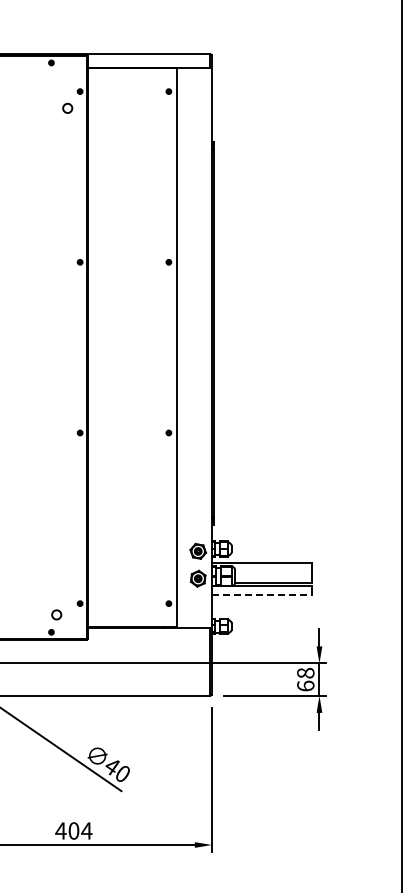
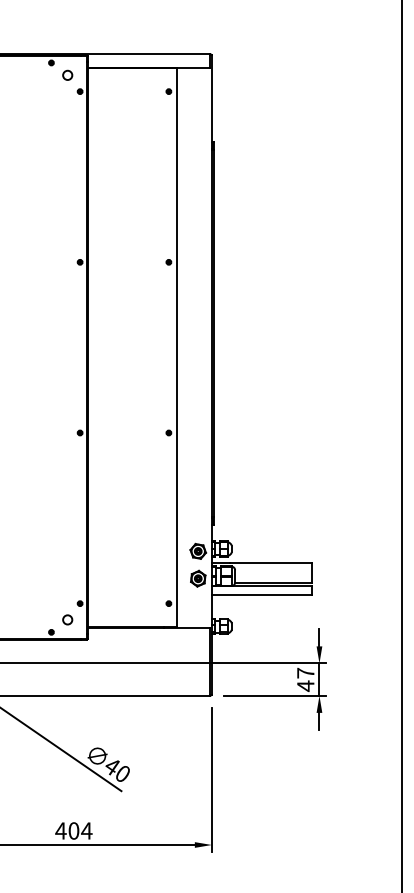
circle position: (67, 107) -> (67, 74) (67, 74)
line: dashed -> solid (261, 595)
circle position: (56, 614) -> (67, 619) (67, 619)
text: 68 -> 47 (305, 679)
